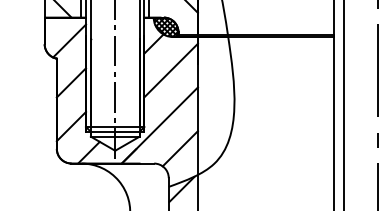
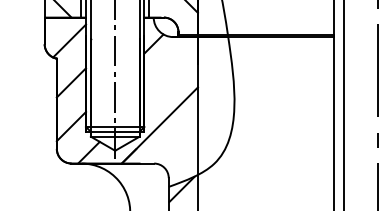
hatch: present -> none (165, 27)
line: present -> none (170, 70)
line: present -> none (179, 148)
